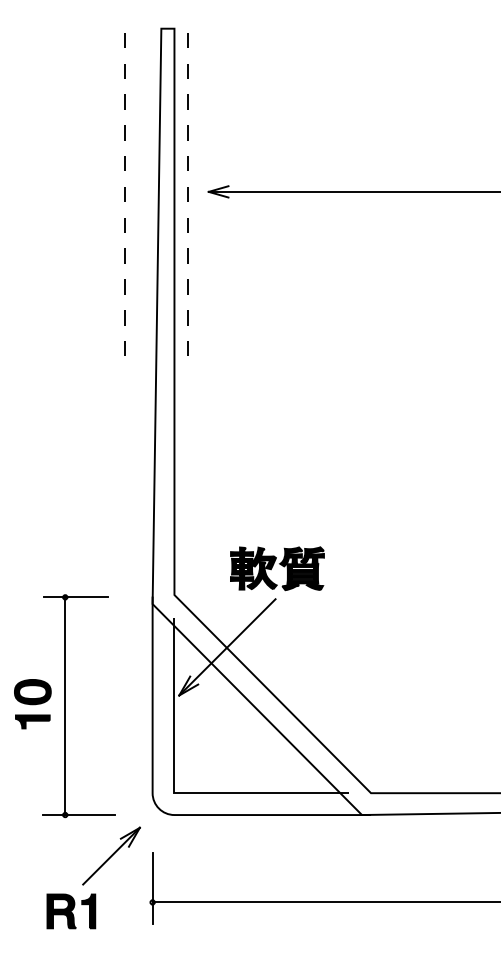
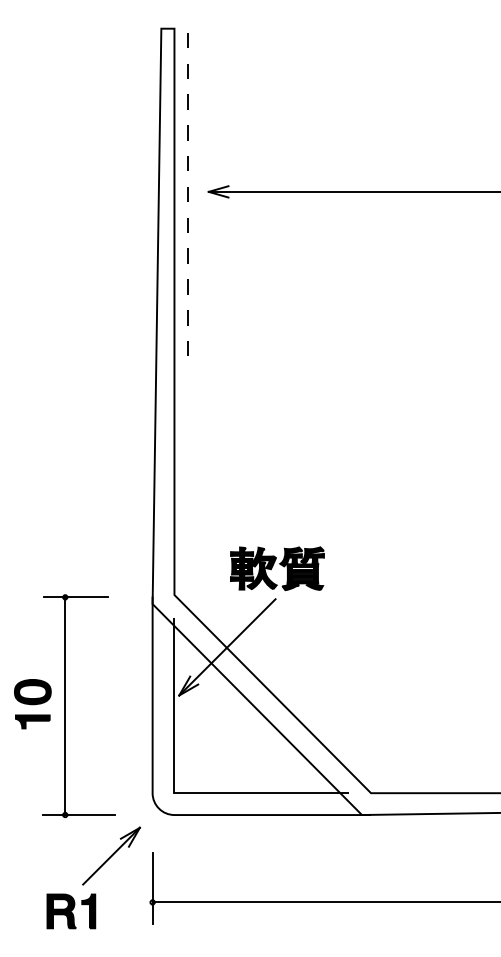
line: present -> none (124, 194)
